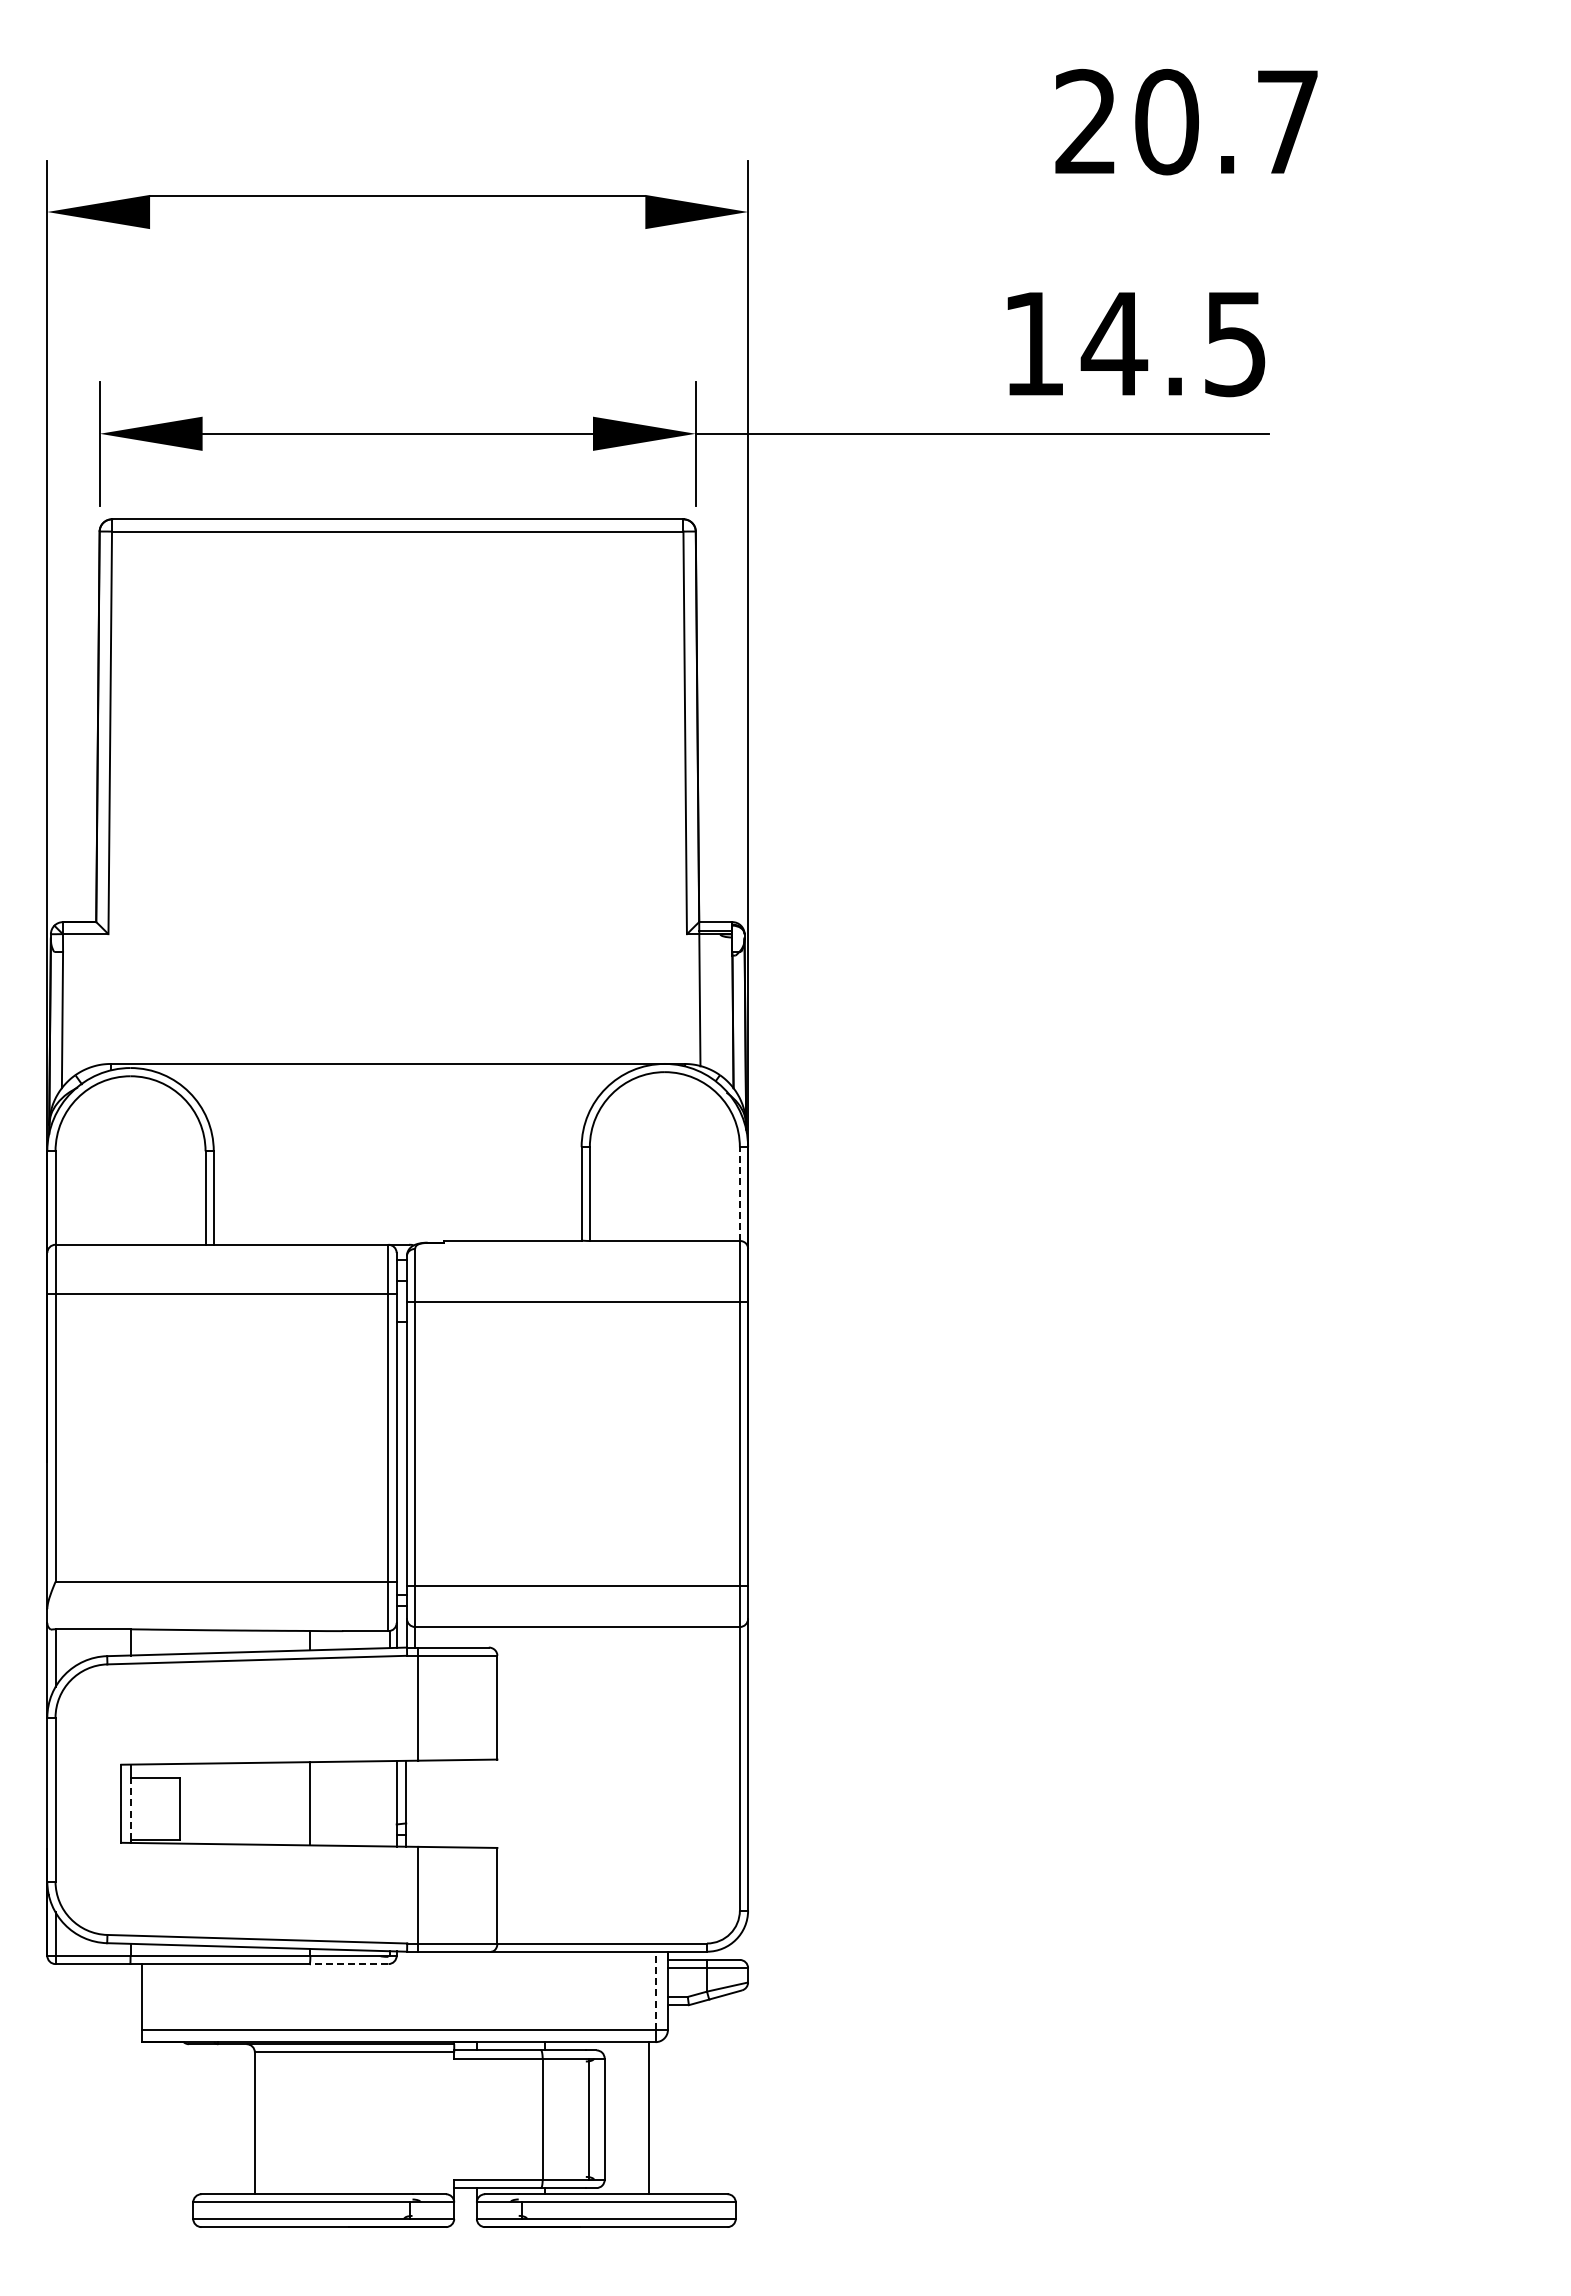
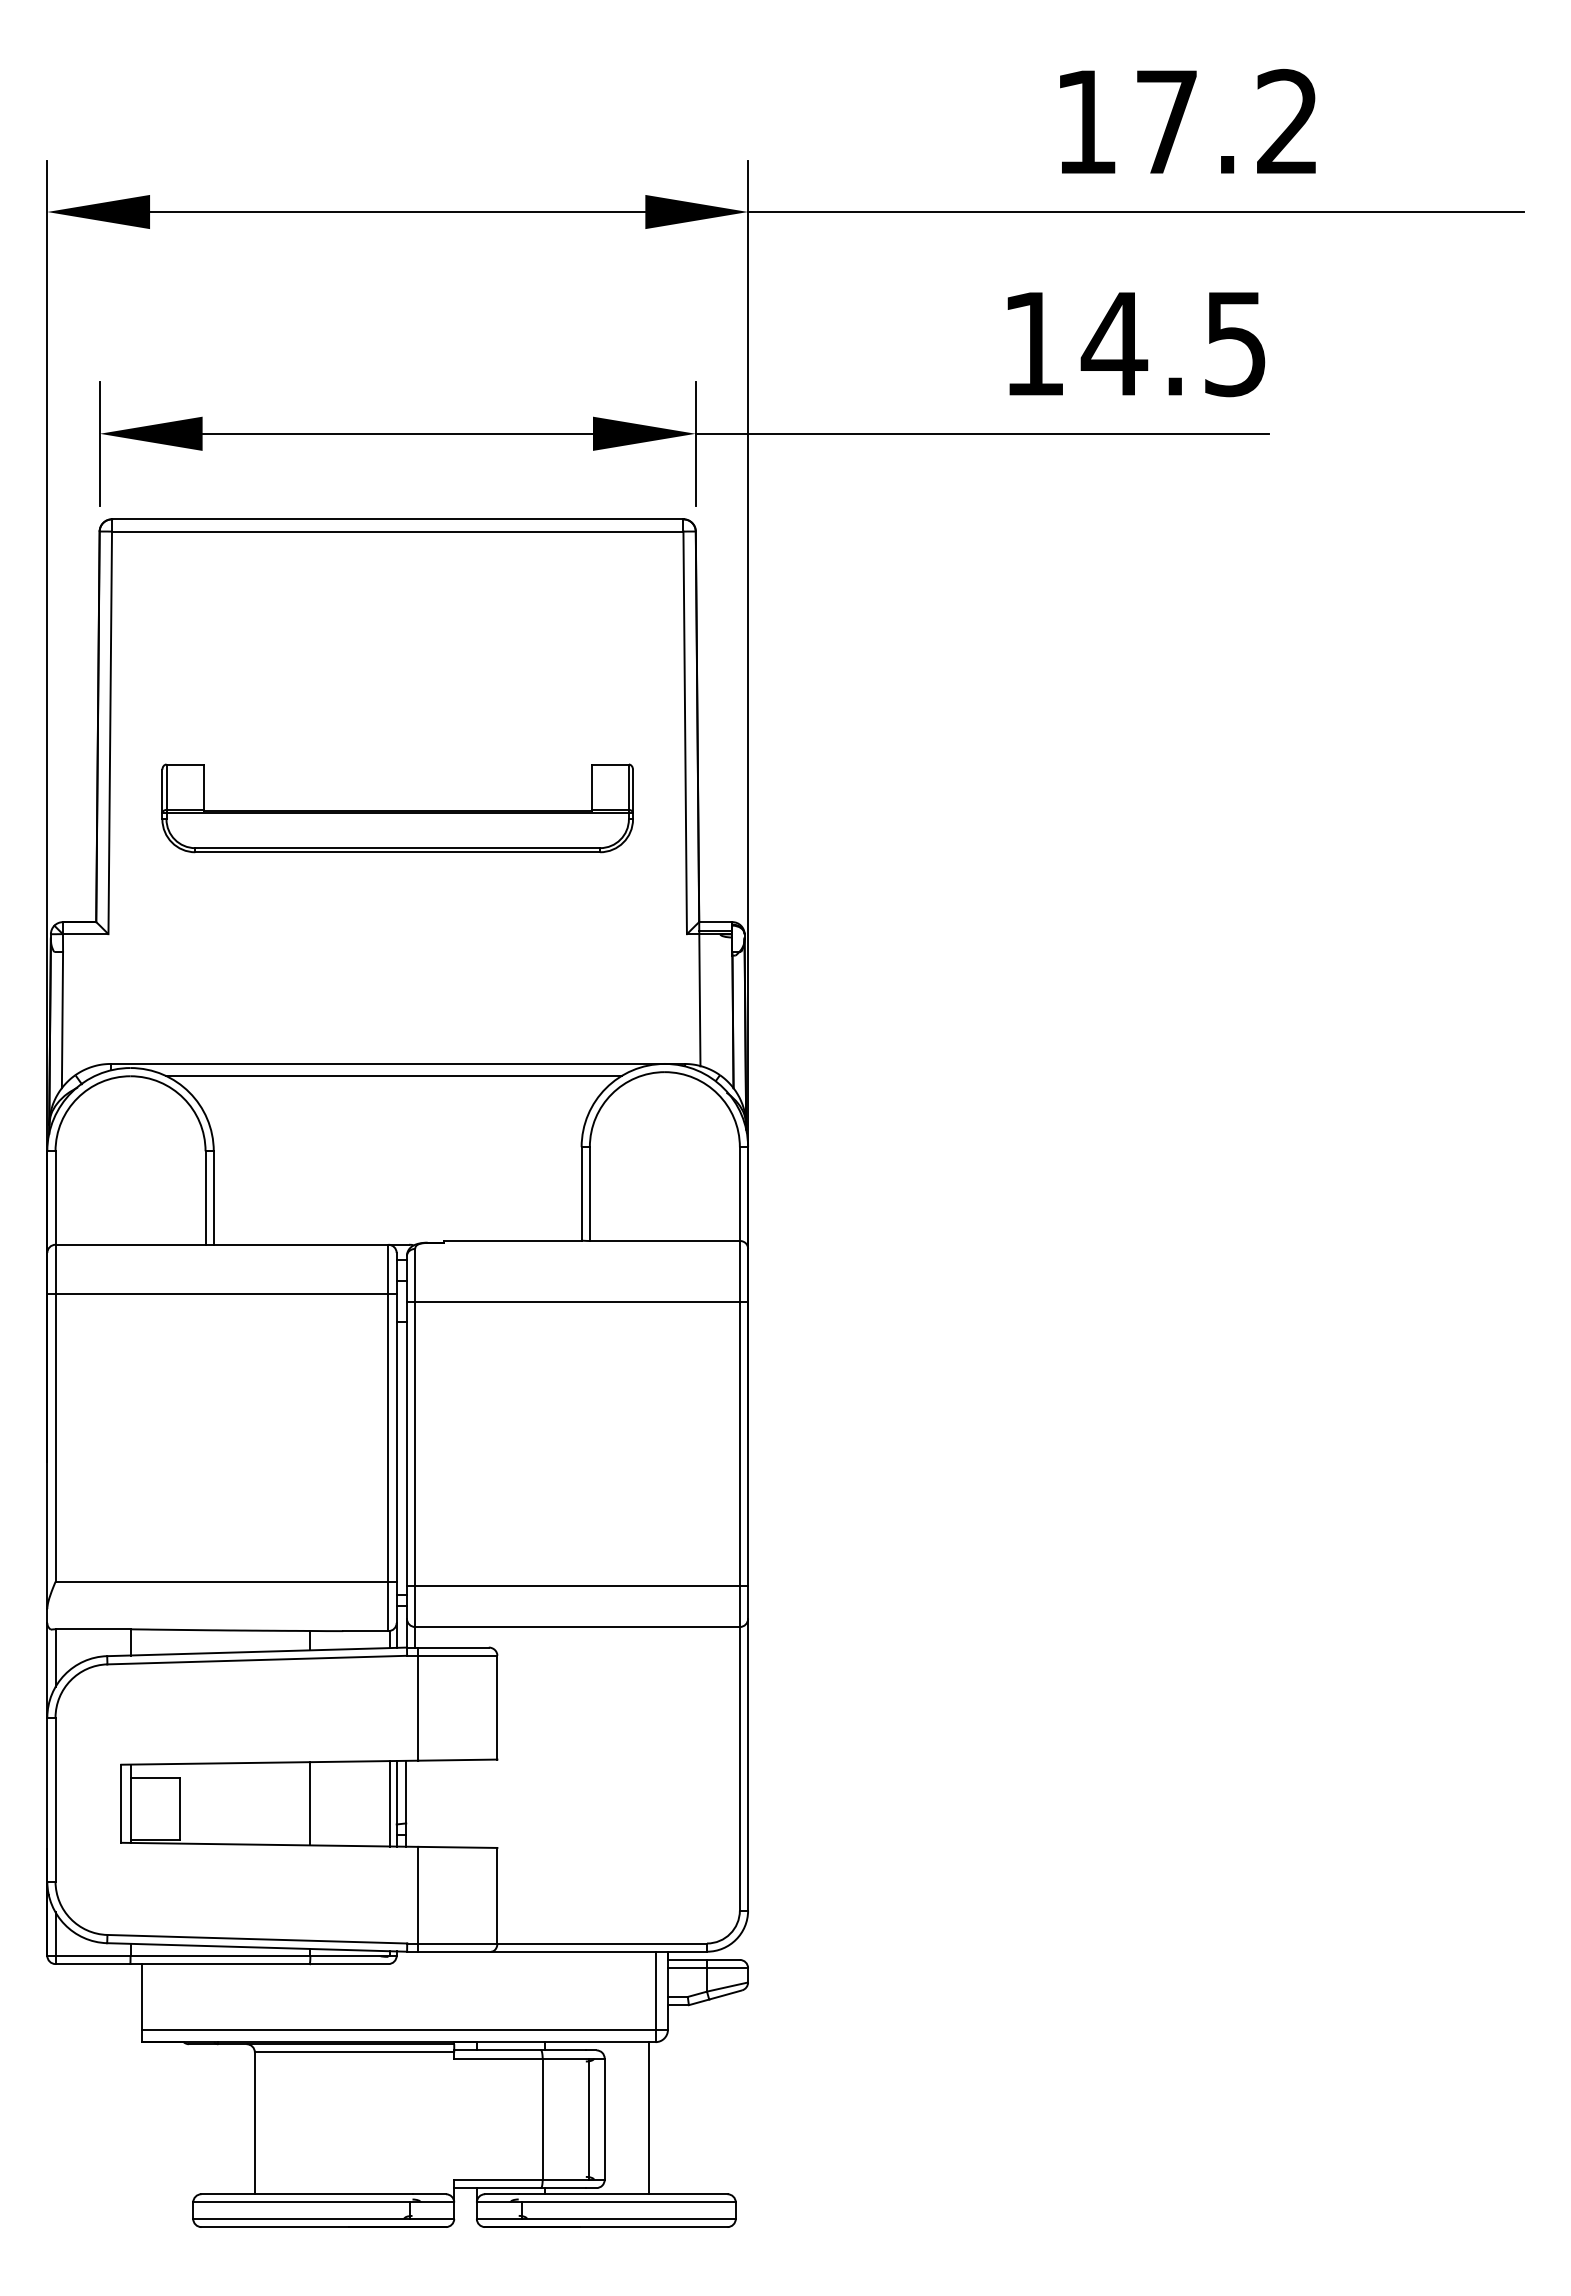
text: 20.7 -> 17.2 (1186, 121)
line position: (397, 196) -> (397, 212) (397, 212)
line: none -> present (1135, 212)
part: none -> present (397, 808)
line: none -> present (393, 1076)
line: dashed -> solid (739, 1194)
line: none -> present (389, 1803)
line: dashed -> solid (130, 1808)
line: dashed -> solid (348, 1964)
line: dashed -> solid (655, 1990)
